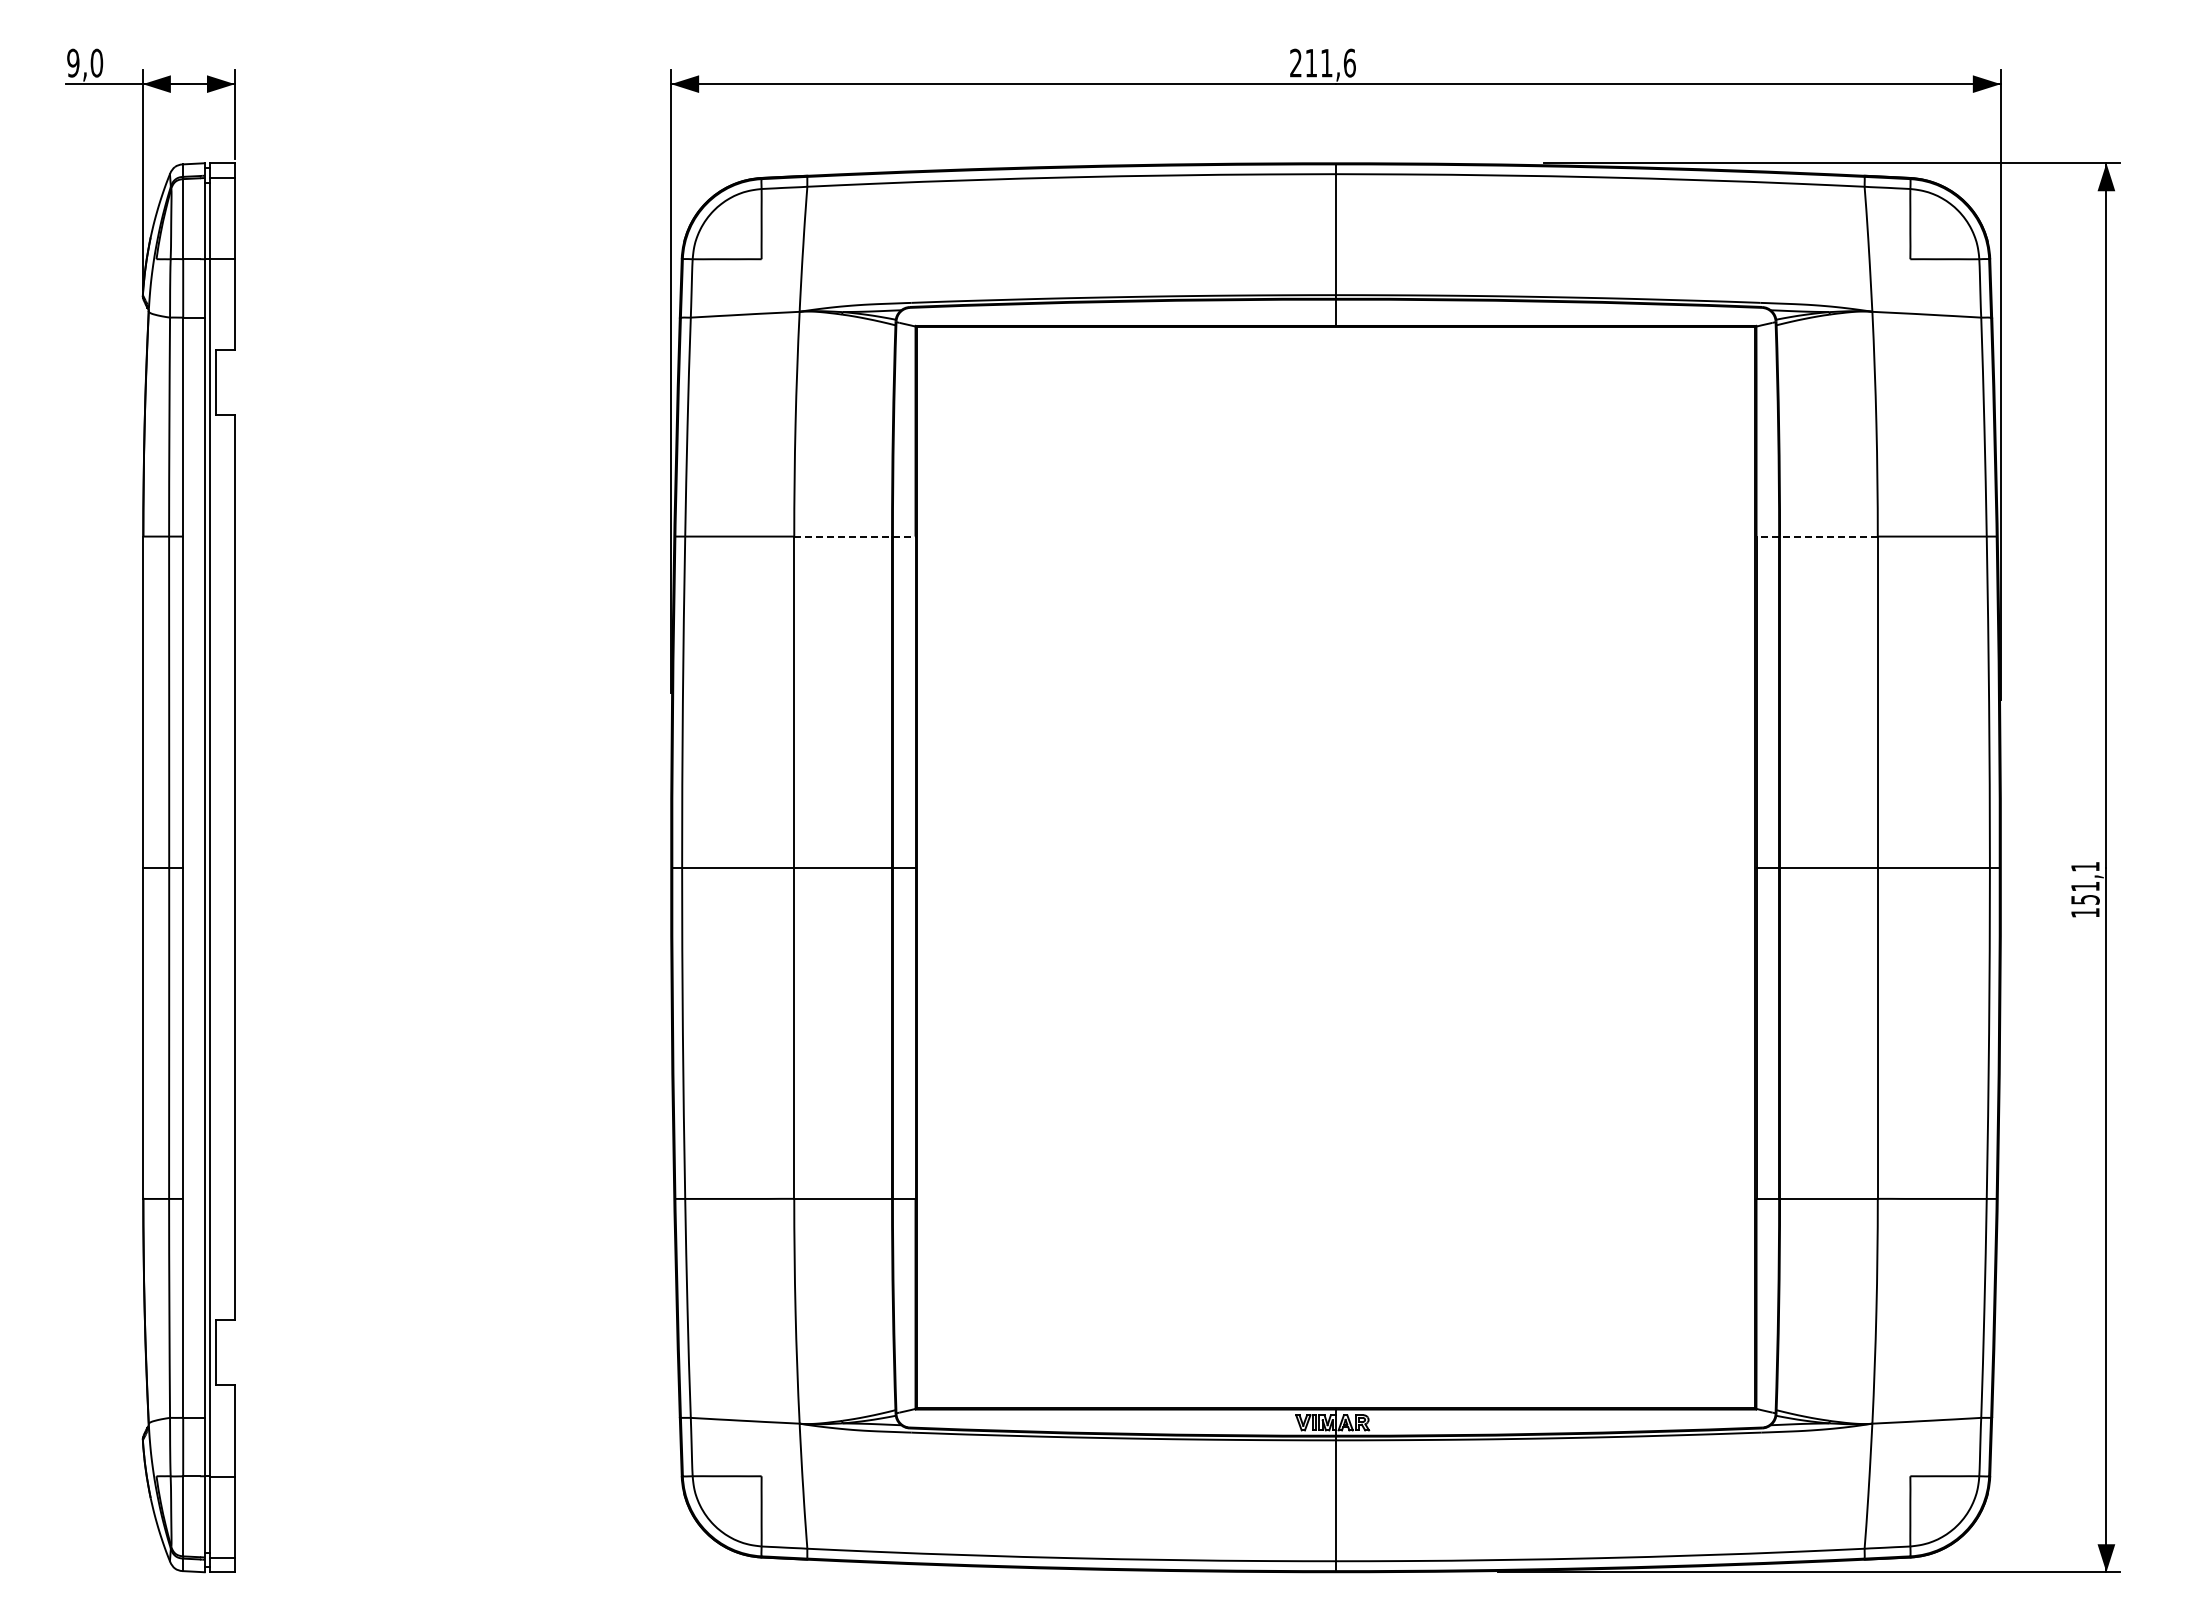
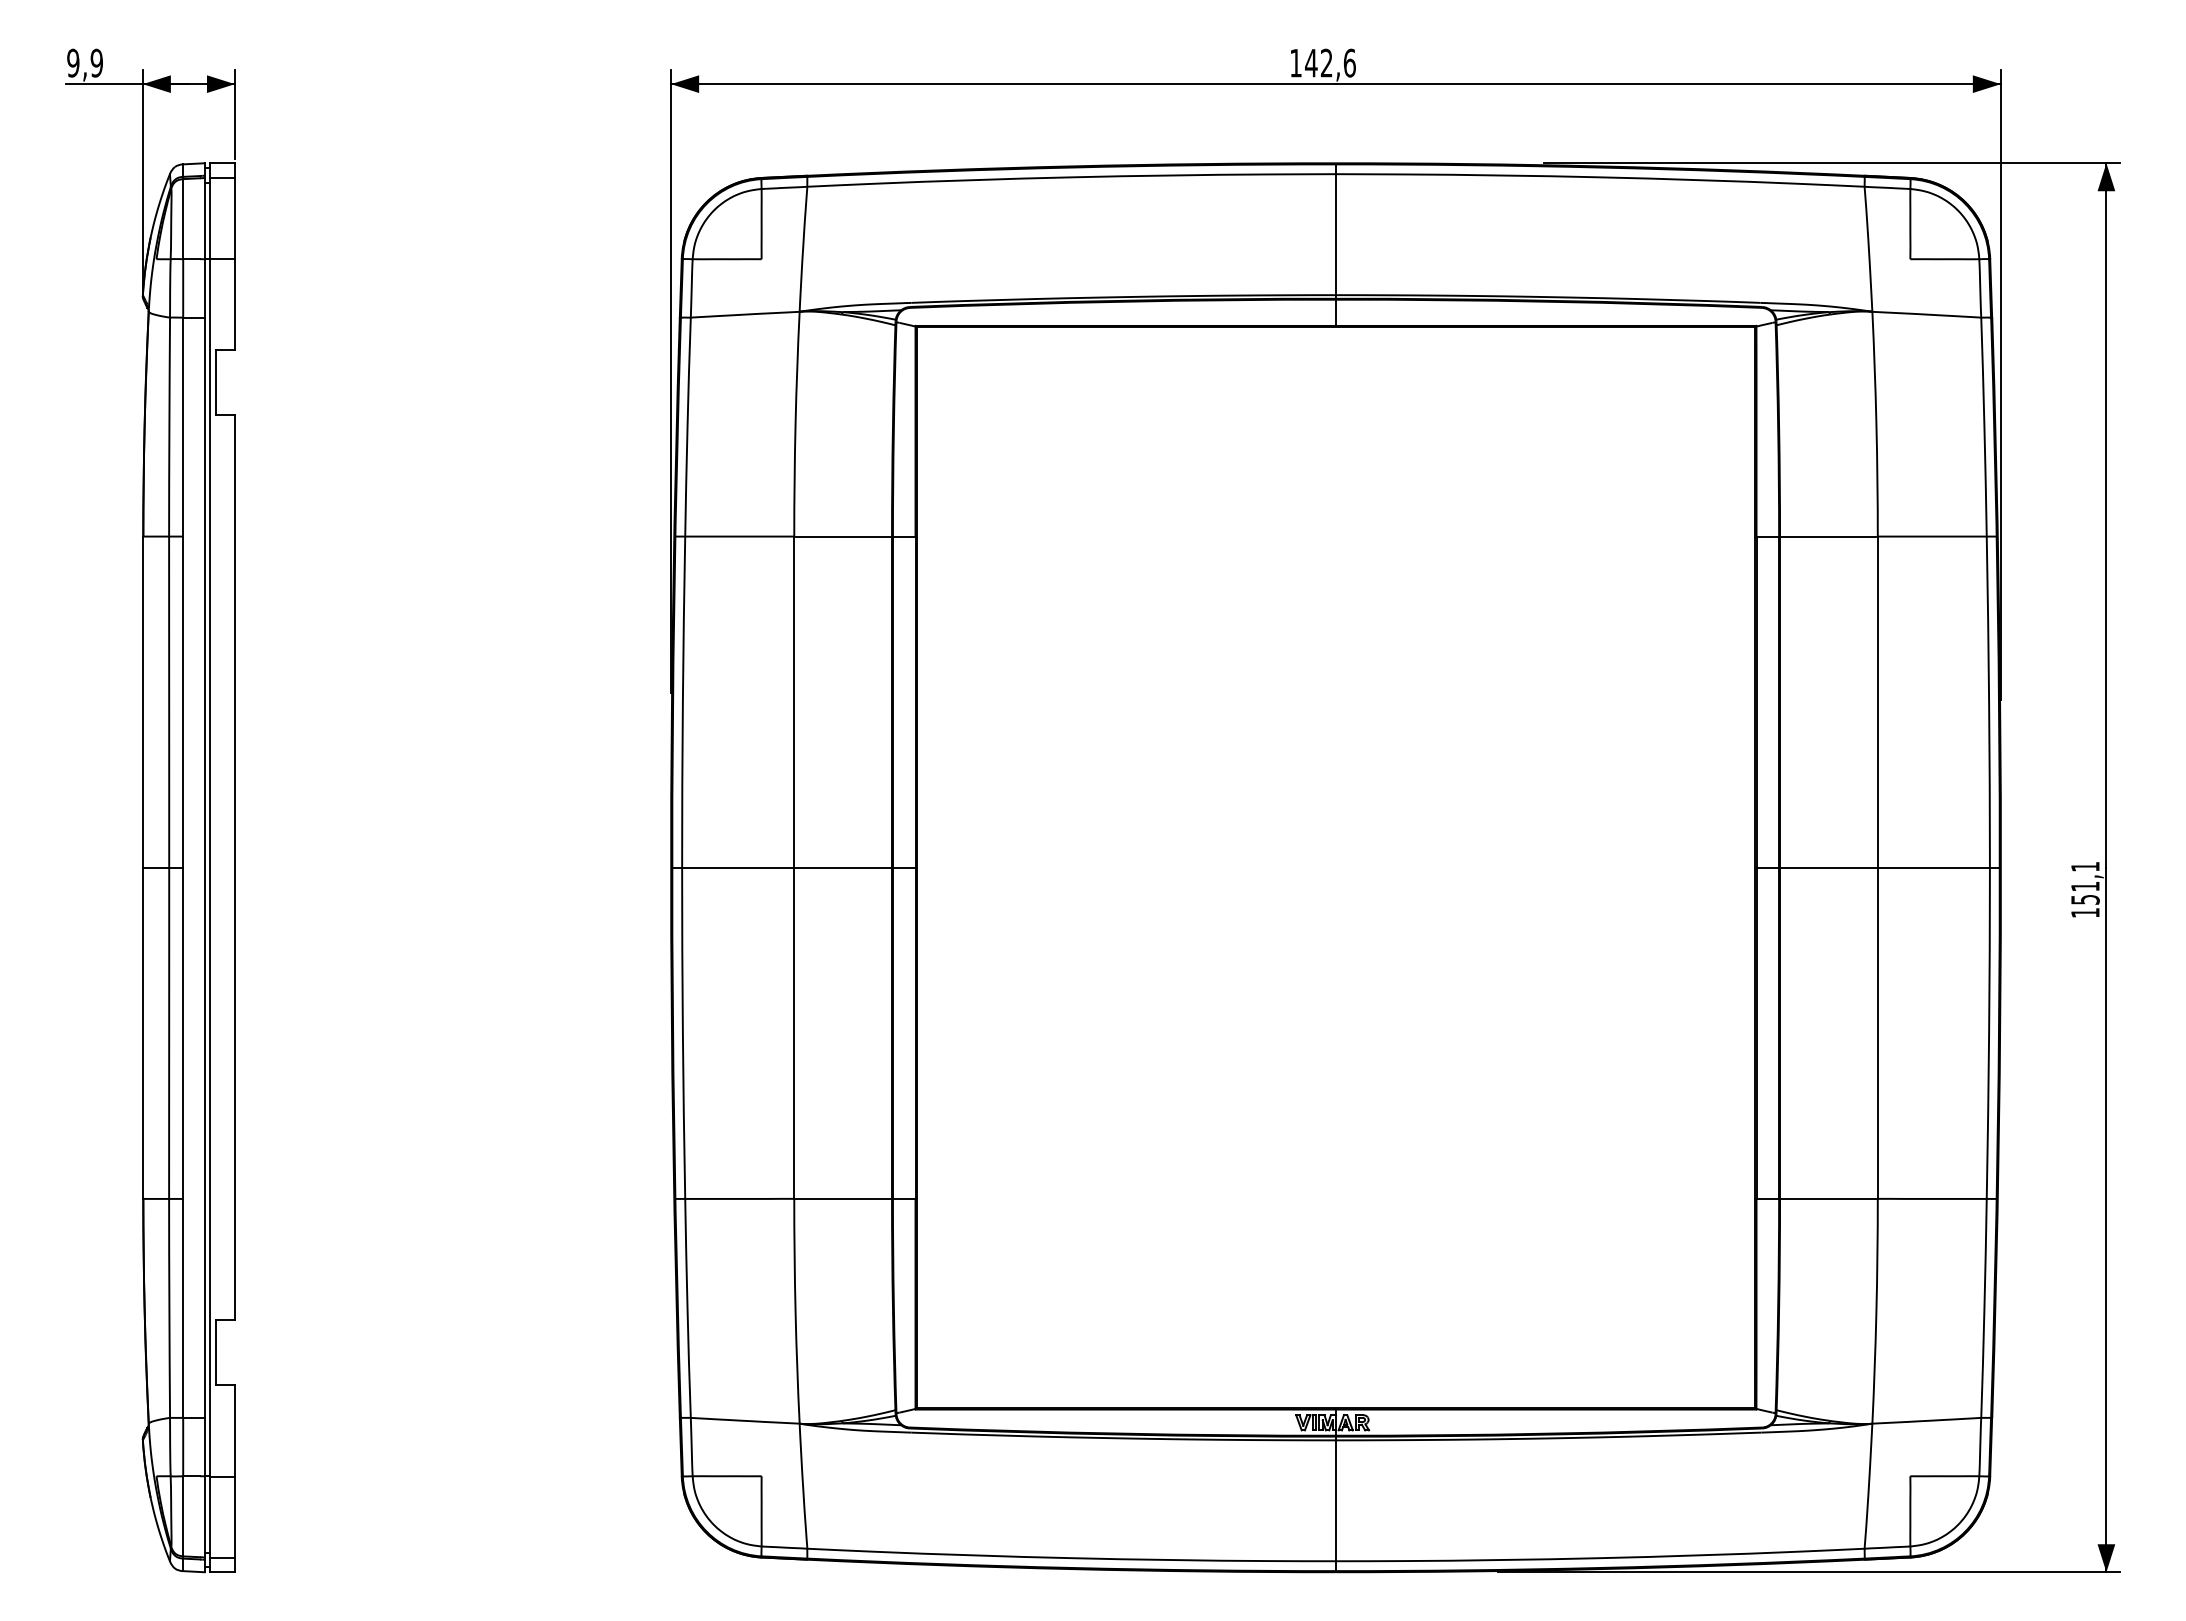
text: 211,6 -> 142,6 (1311, 62)
text: 9,0 -> 9,9 (96, 63)
line: dashed -> solid (854, 536)
line: dashed -> solid (1817, 536)
